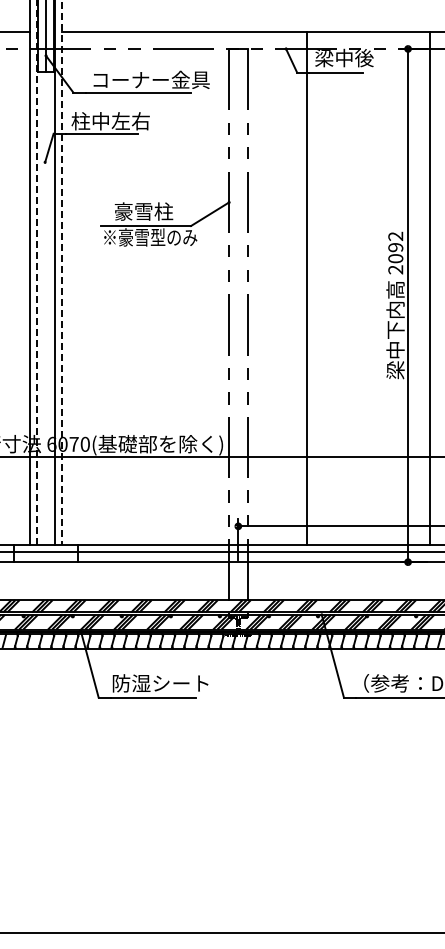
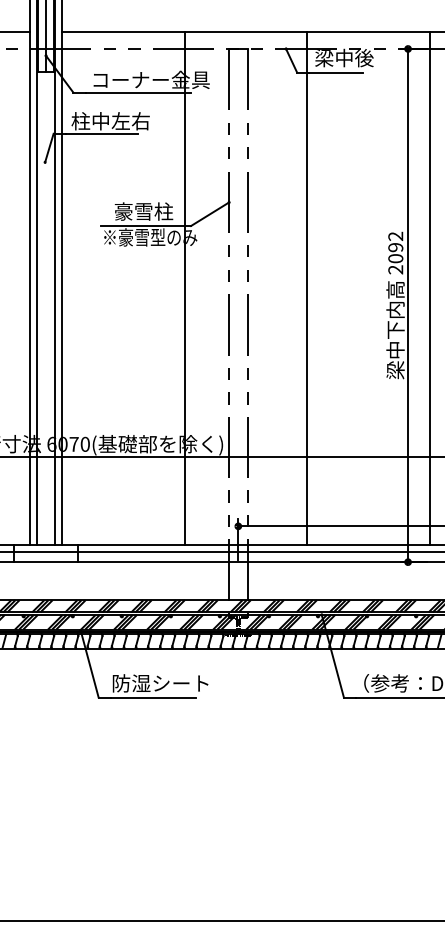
line: dashed -> solid (36, 271)
line: dashed -> solid (62, 272)
line: none -> present (184, 288)
line position: (221, 932) -> (221, 920) (221, 920)
